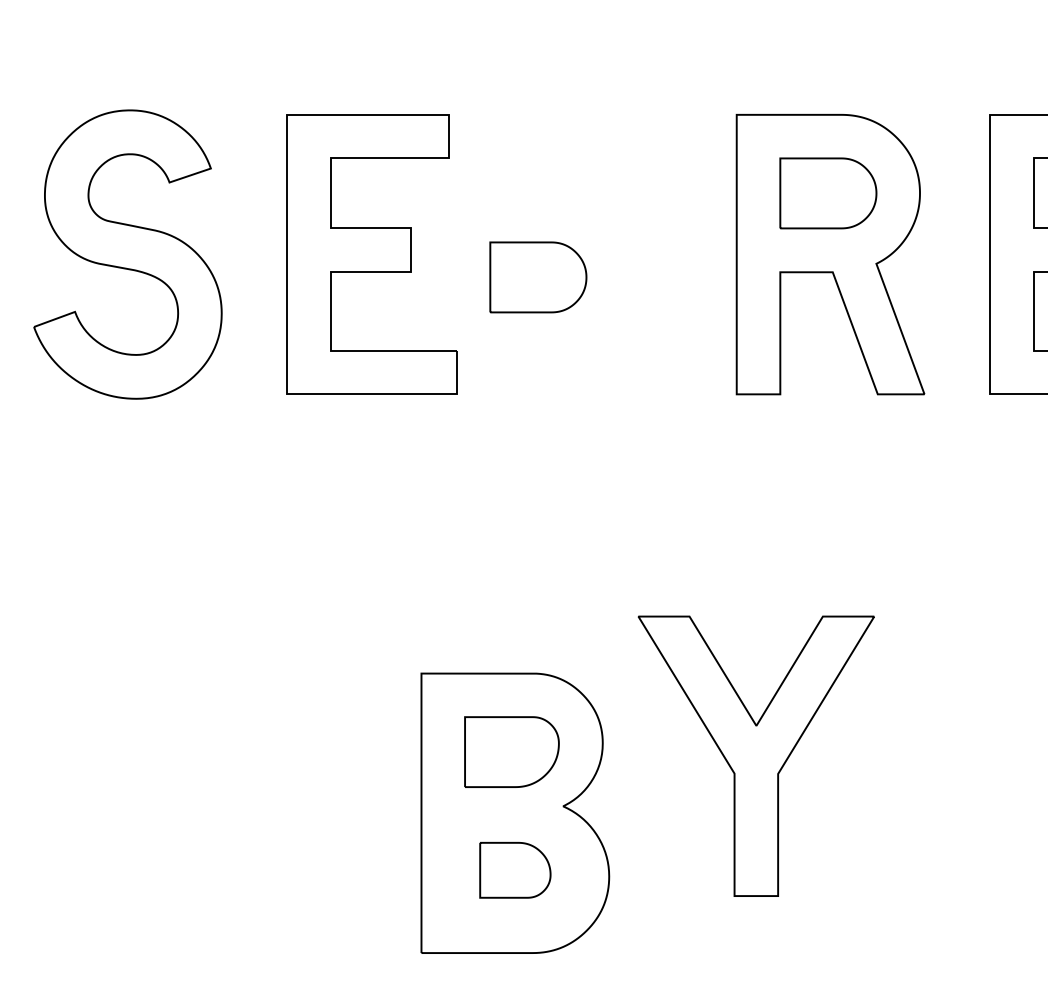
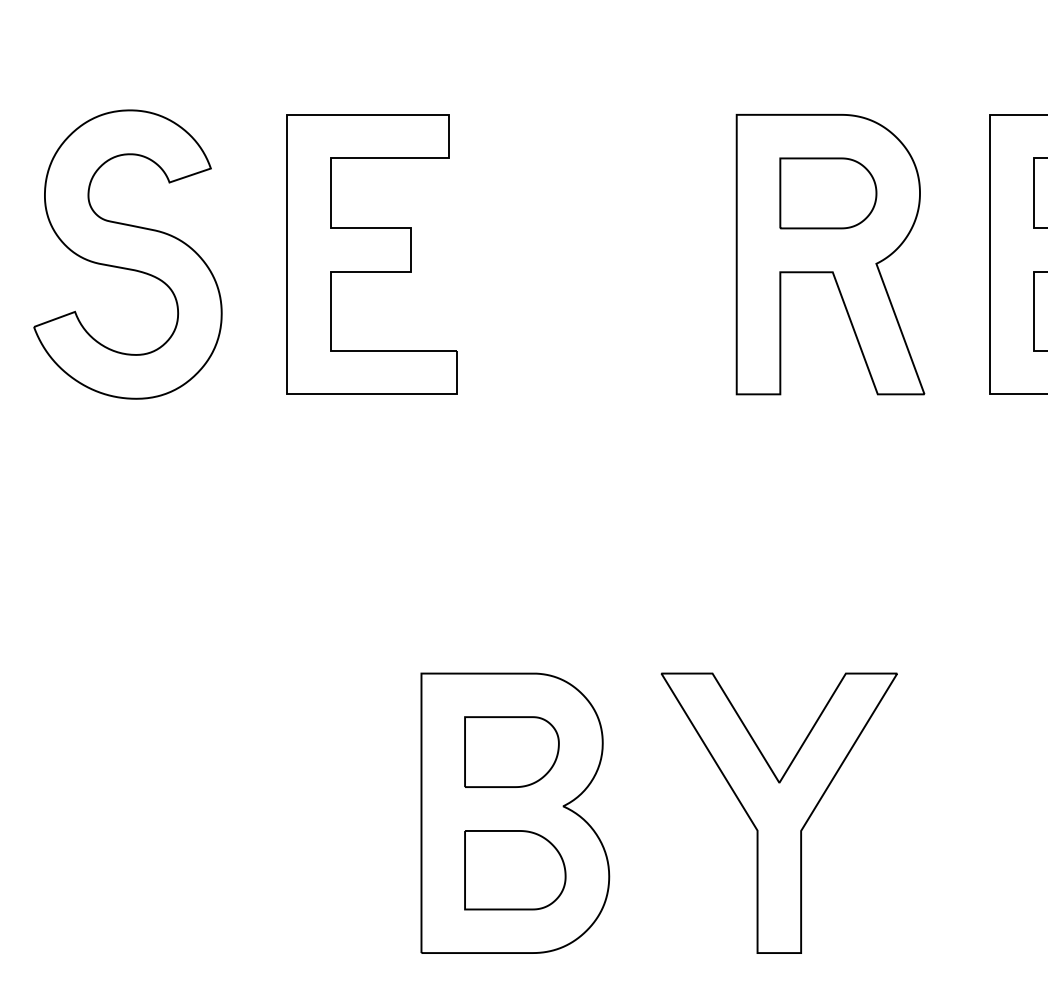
part: present -> none (538, 277)
part position: (755, 755) -> (778, 812) (778, 812)
part size: 73x57 px -> 103x81 px (515, 870)
